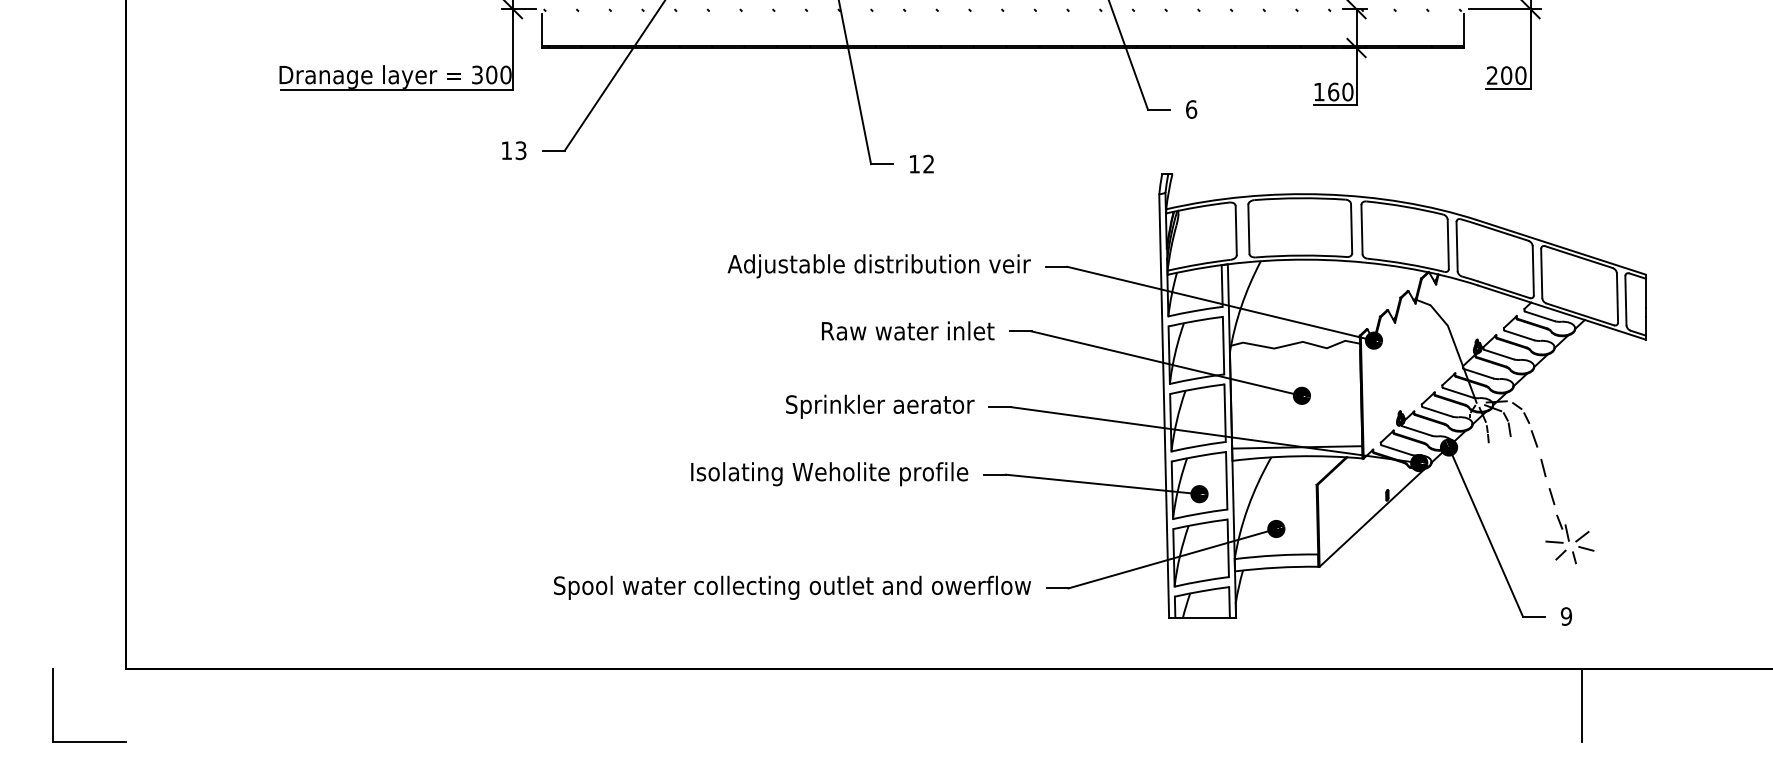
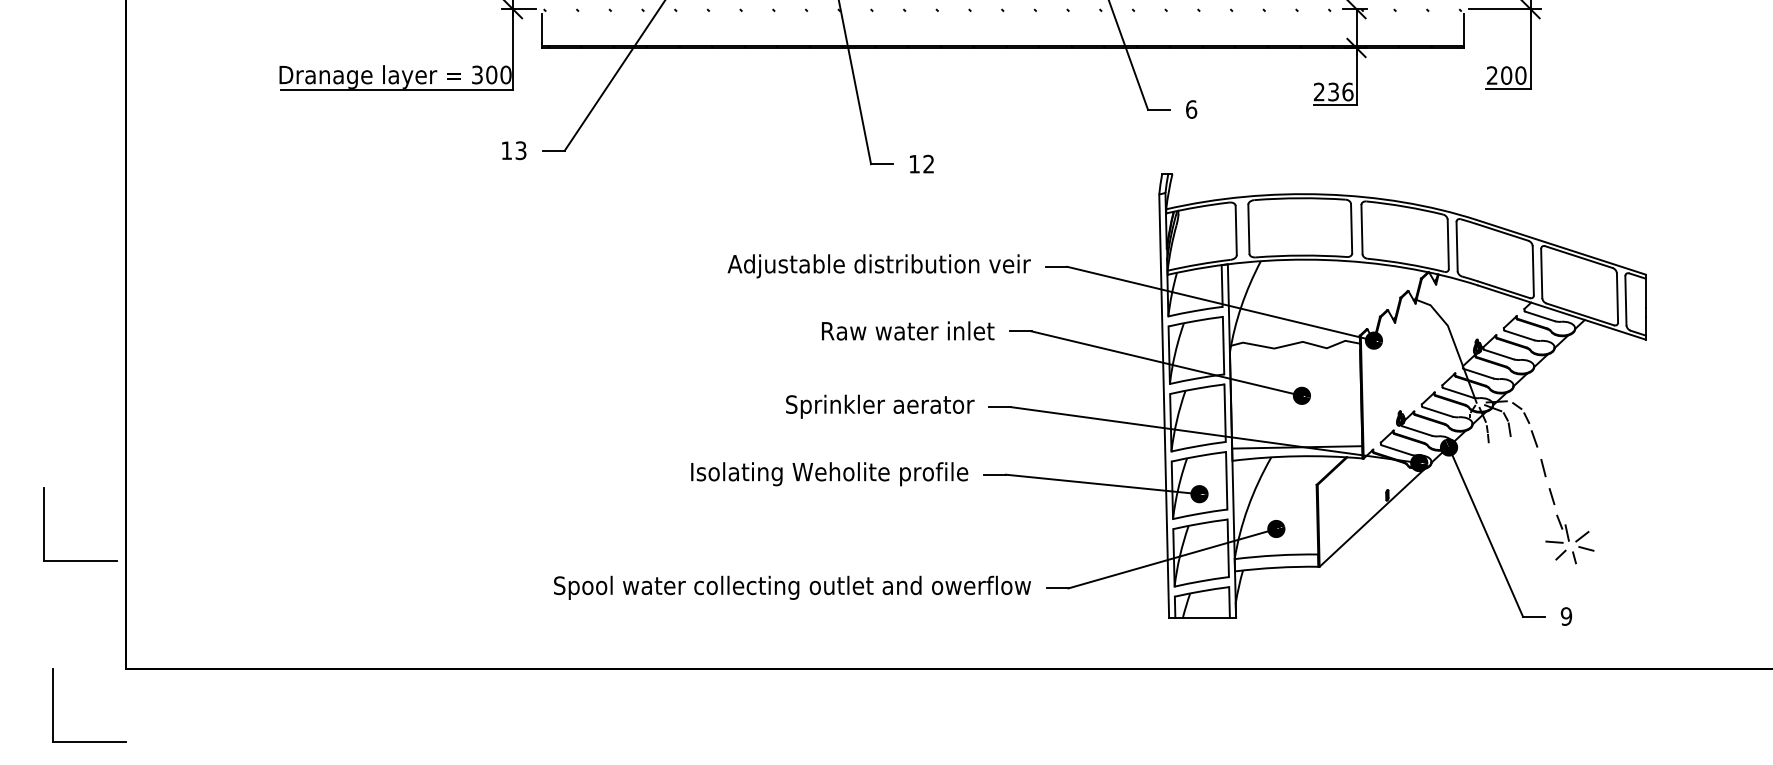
text: 160 -> 236 (1333, 91)
part: none -> present (44, 524)
line: present -> none (1582, 705)
